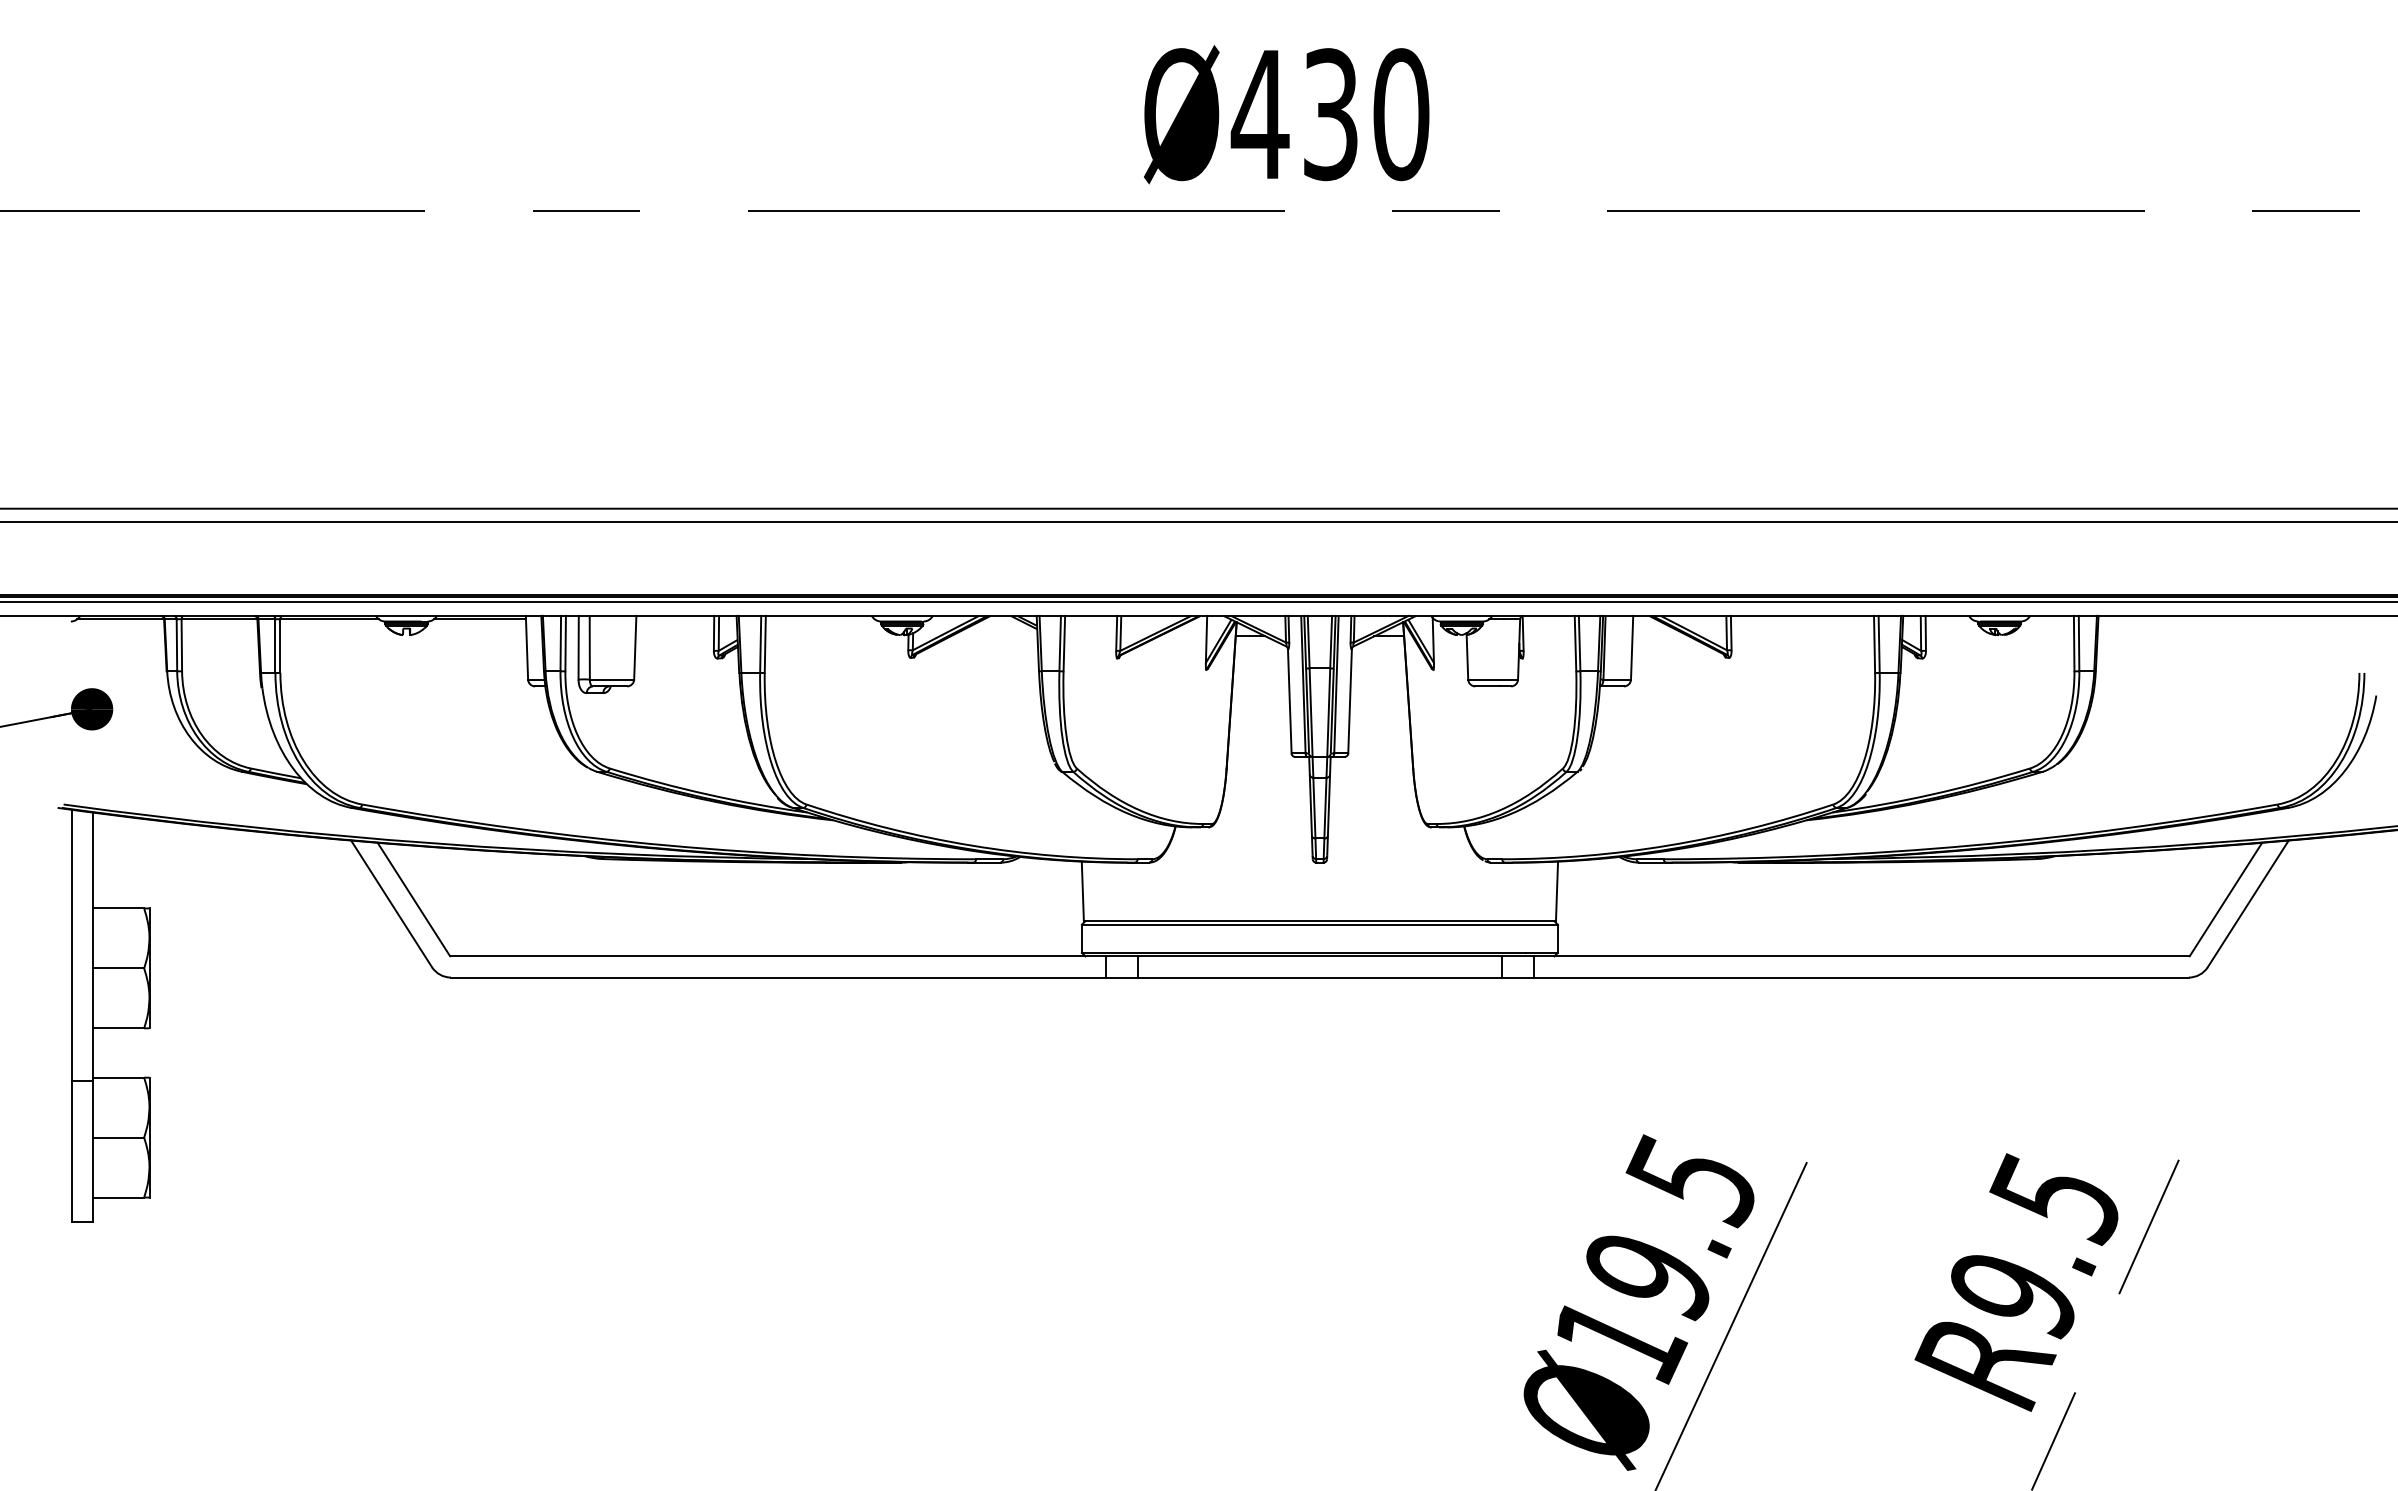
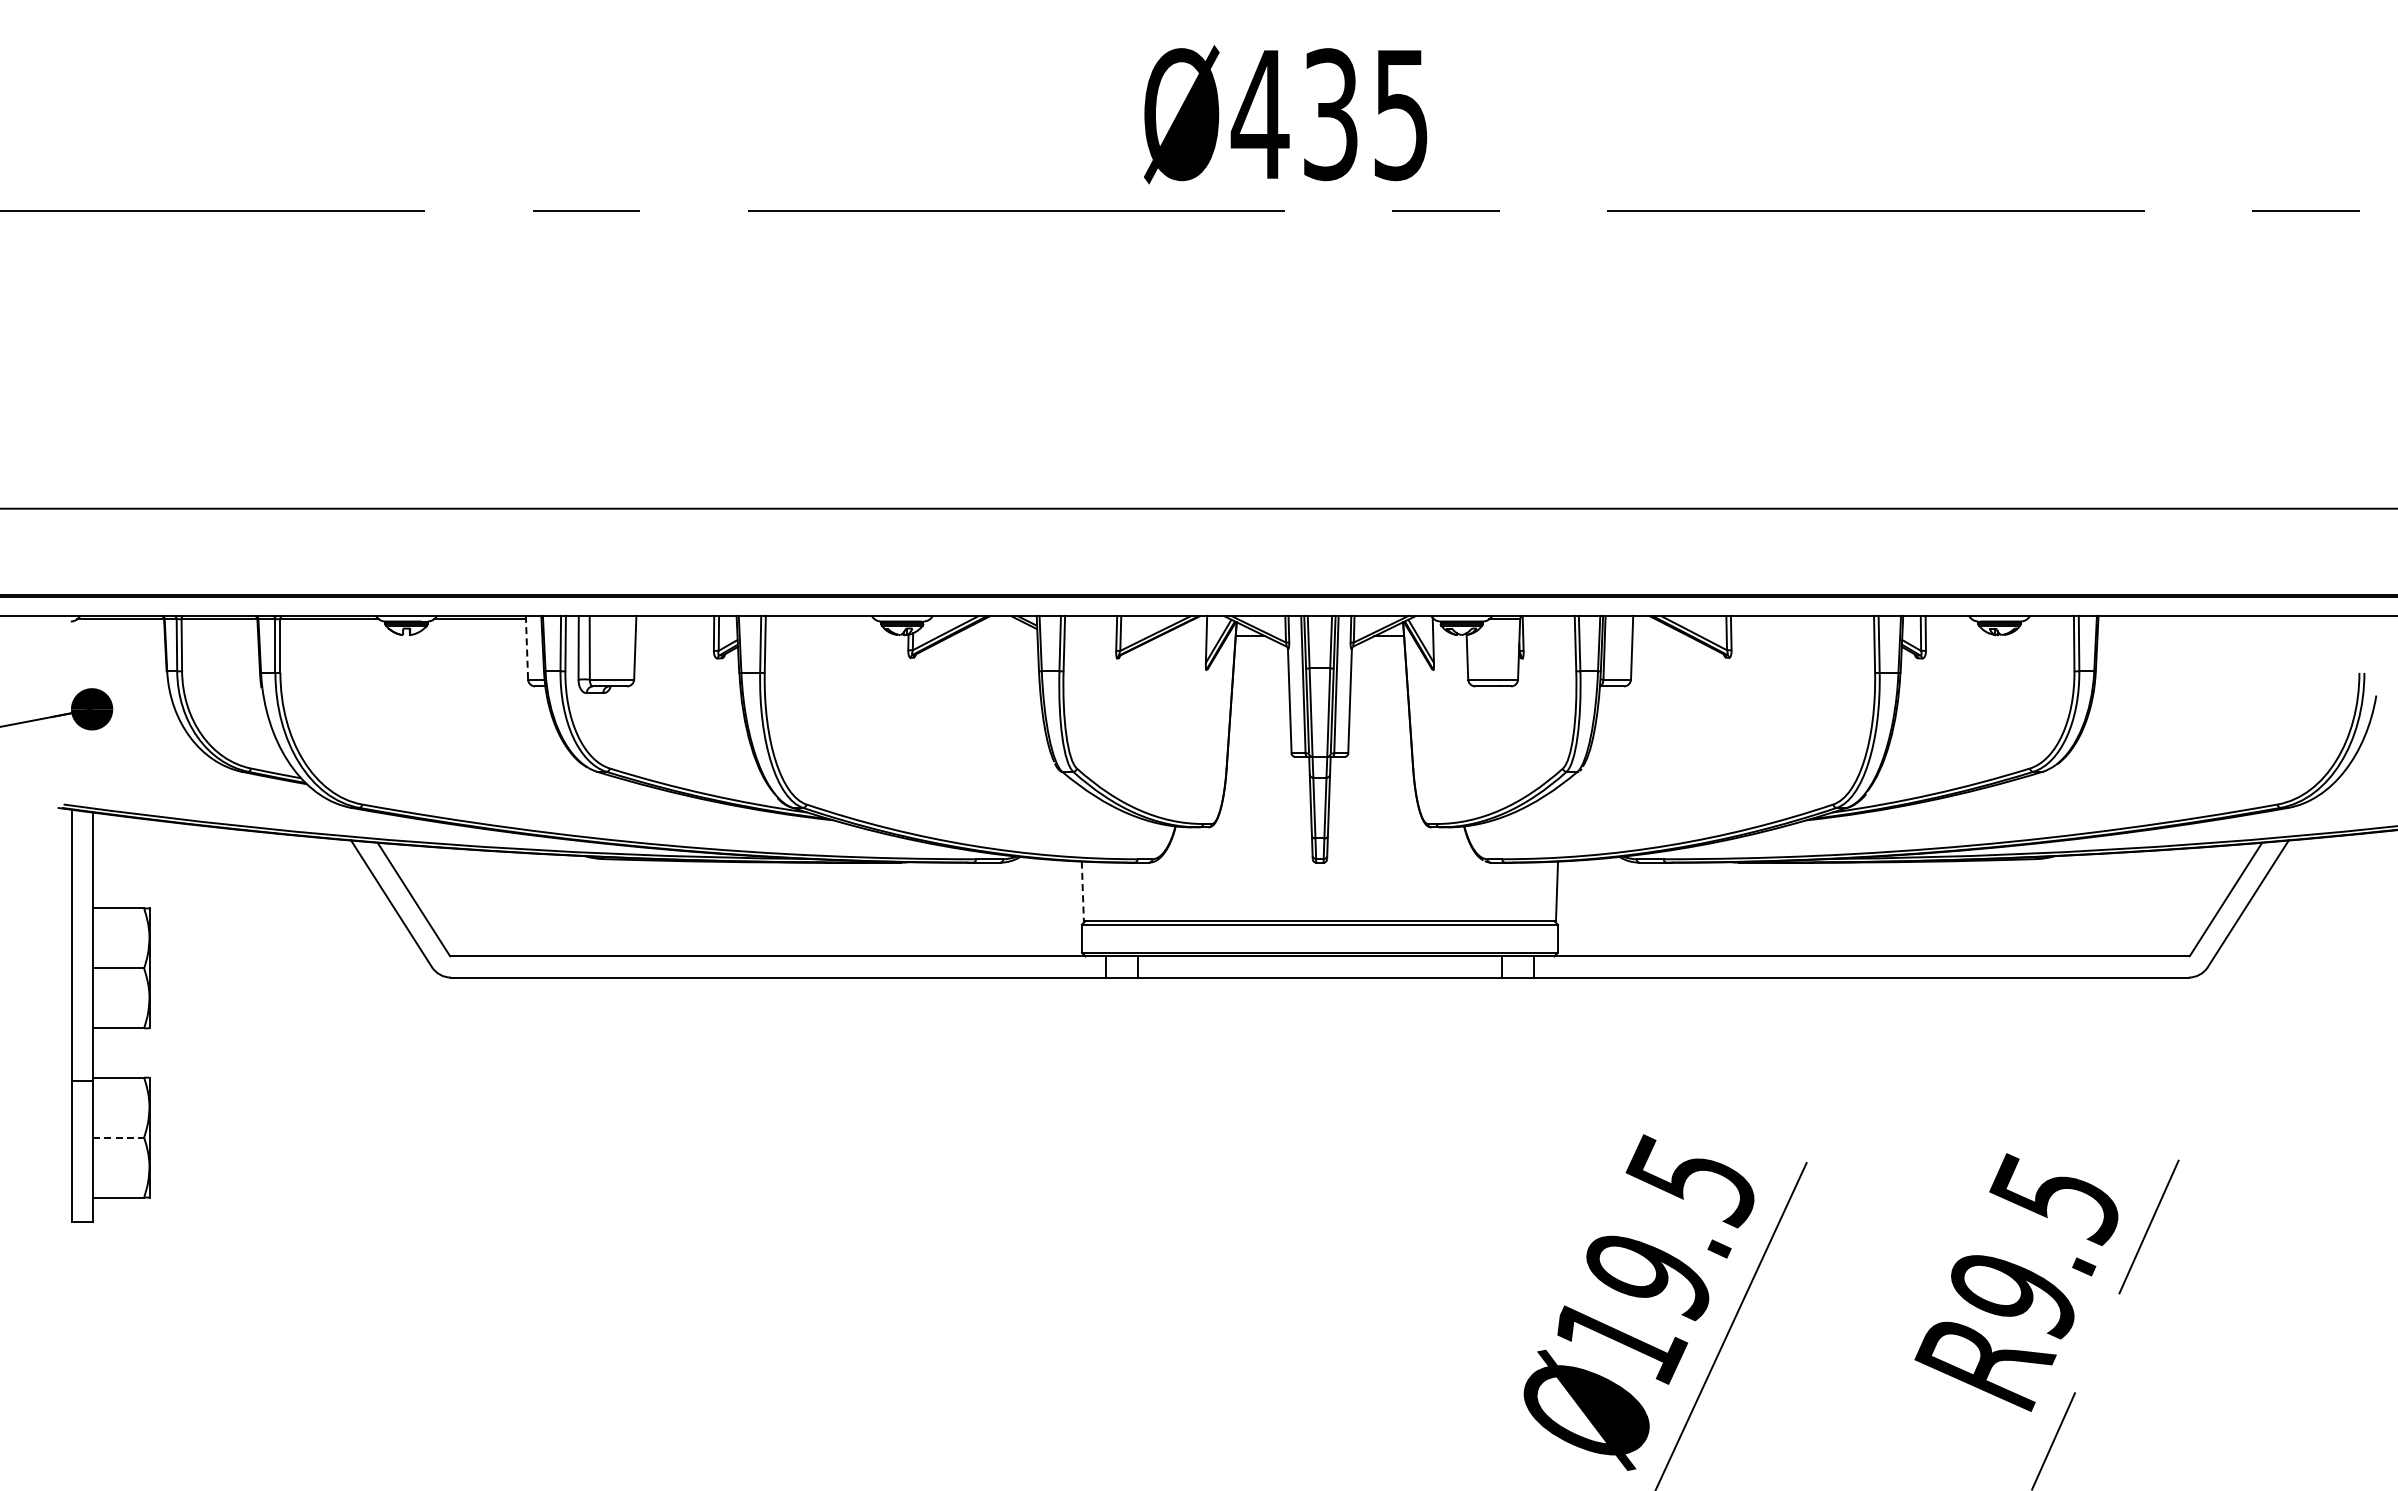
text: Ø430 -> Ø435 (1401, 114)
line: present -> none (1198, 522)
line: present -> none (1198, 601)
line: solid -> dashed (526, 647)
line: solid -> dashed (1082, 891)
line: solid -> dashed (118, 1137)
